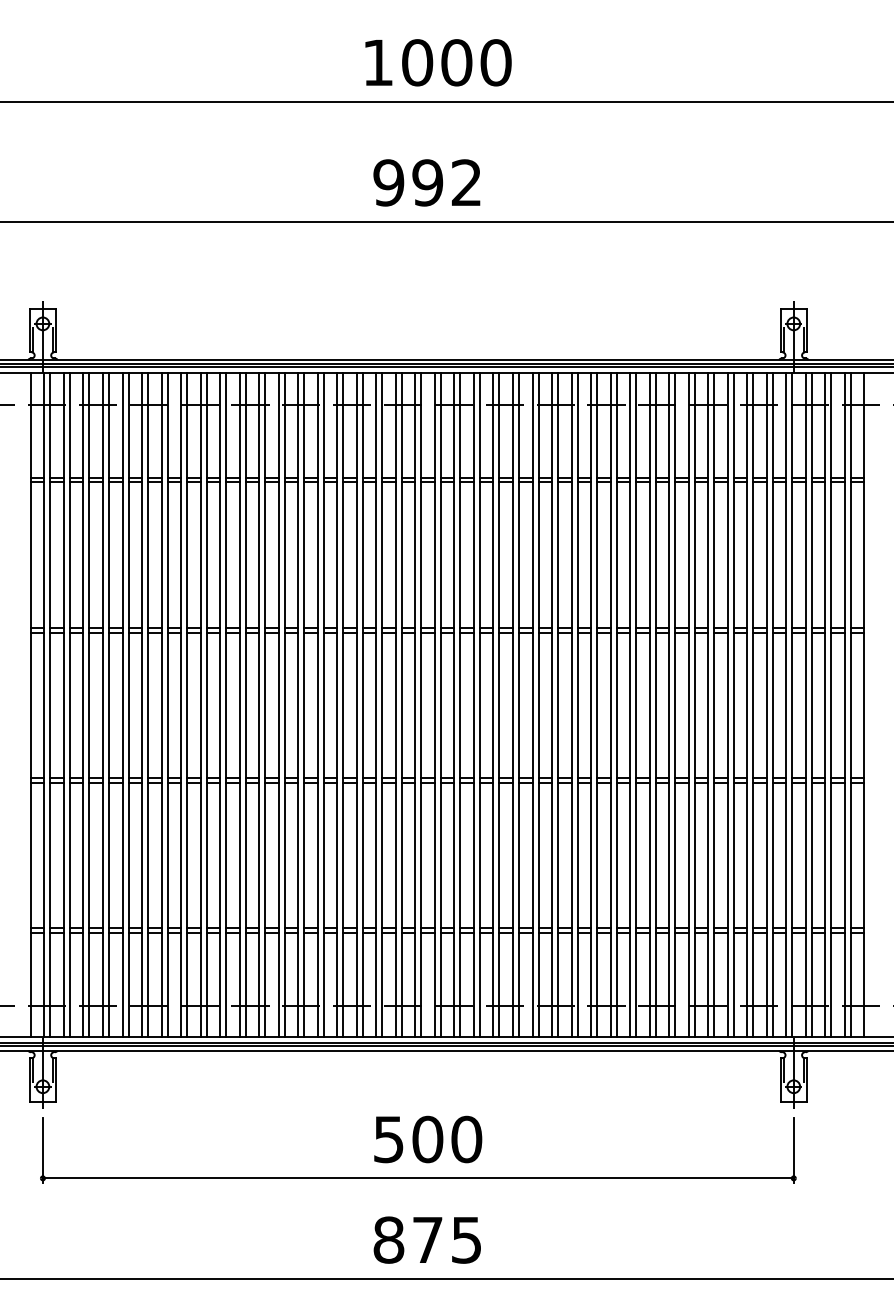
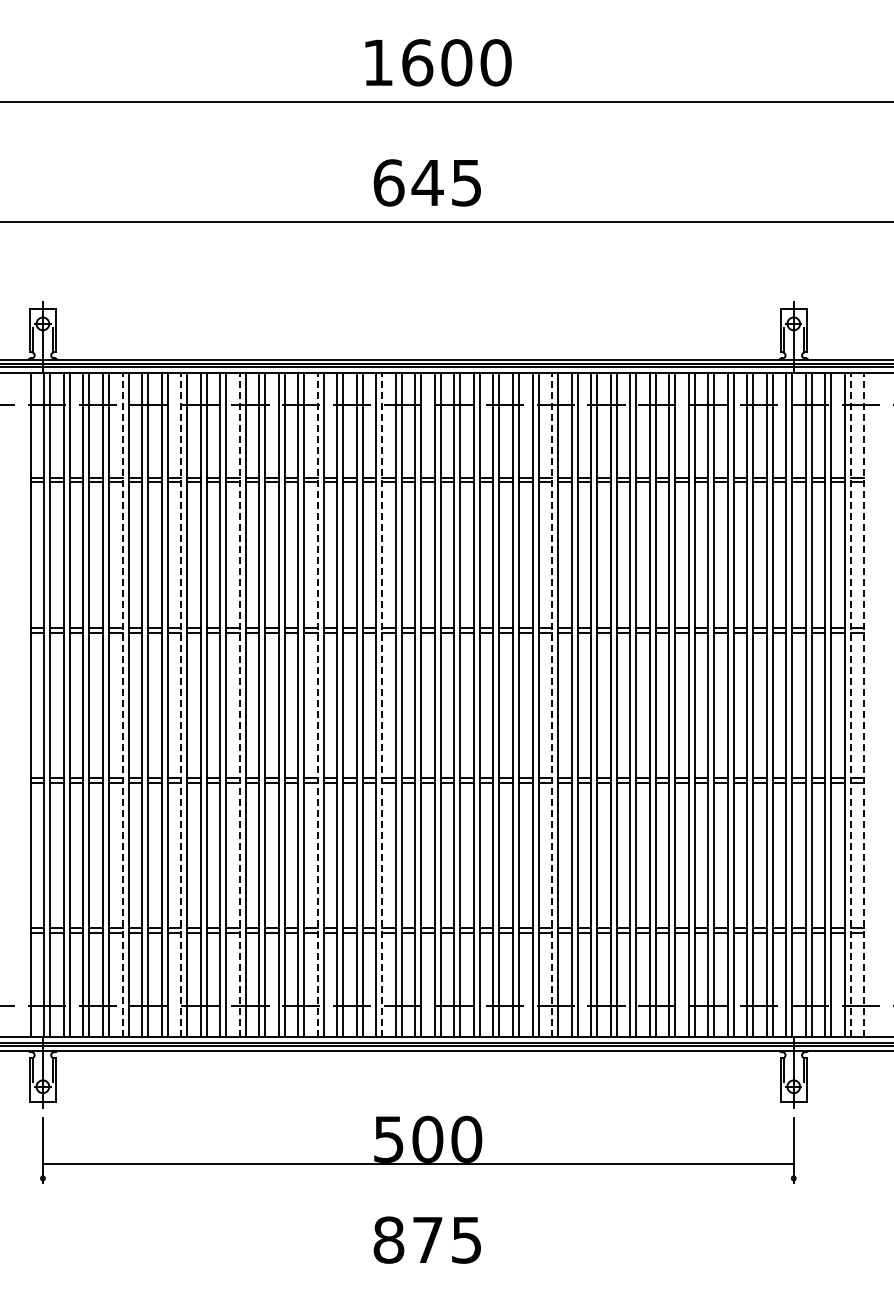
text: 1000 -> 1600 (417, 62)
text: 992 -> 645 (426, 182)
line: solid -> dashed (122, 705)
line: solid -> dashed (181, 705)
line: solid -> dashed (239, 705)
line: solid -> dashed (317, 705)
line: solid -> dashed (382, 705)
line: solid -> dashed (552, 705)
line: solid -> dashed (850, 705)
line: solid -> dashed (864, 705)
line position: (417, 1178) -> (417, 1164) (417, 1164)
line: present -> none (446, 1278)
